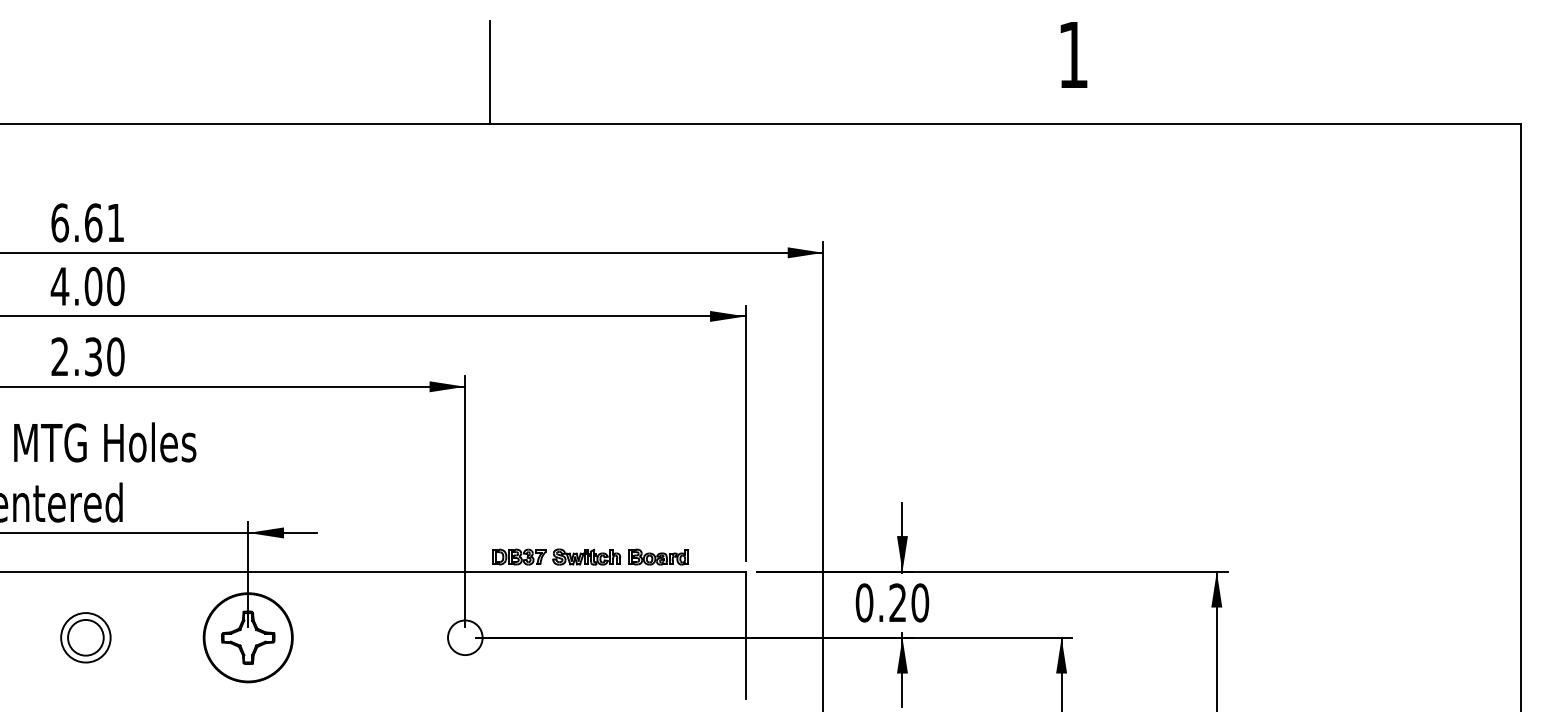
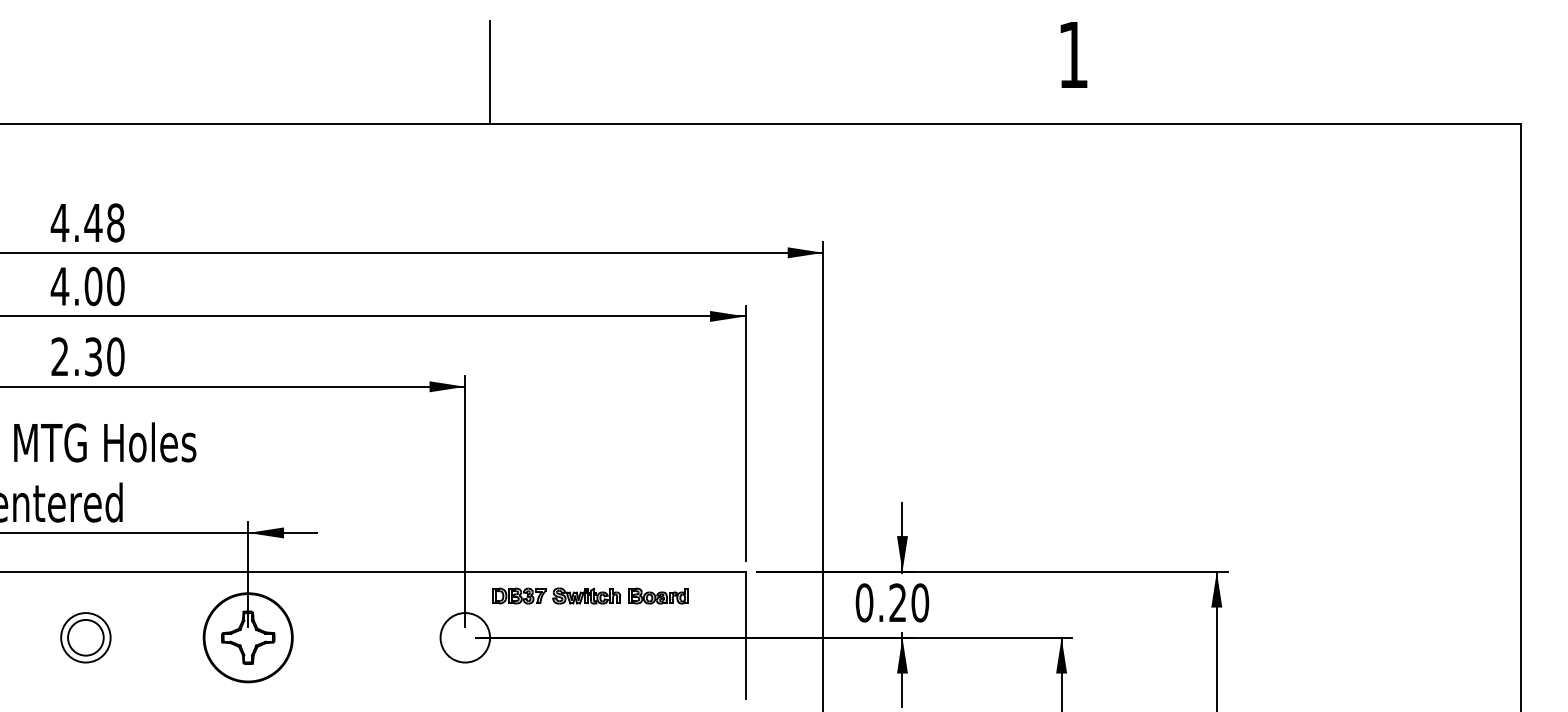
text: 6.61 -> 4.48 (87, 222)
part position: (590, 556) -> (590, 595) (590, 595)
circle diameter: 35 px -> 49 px (465, 637)
